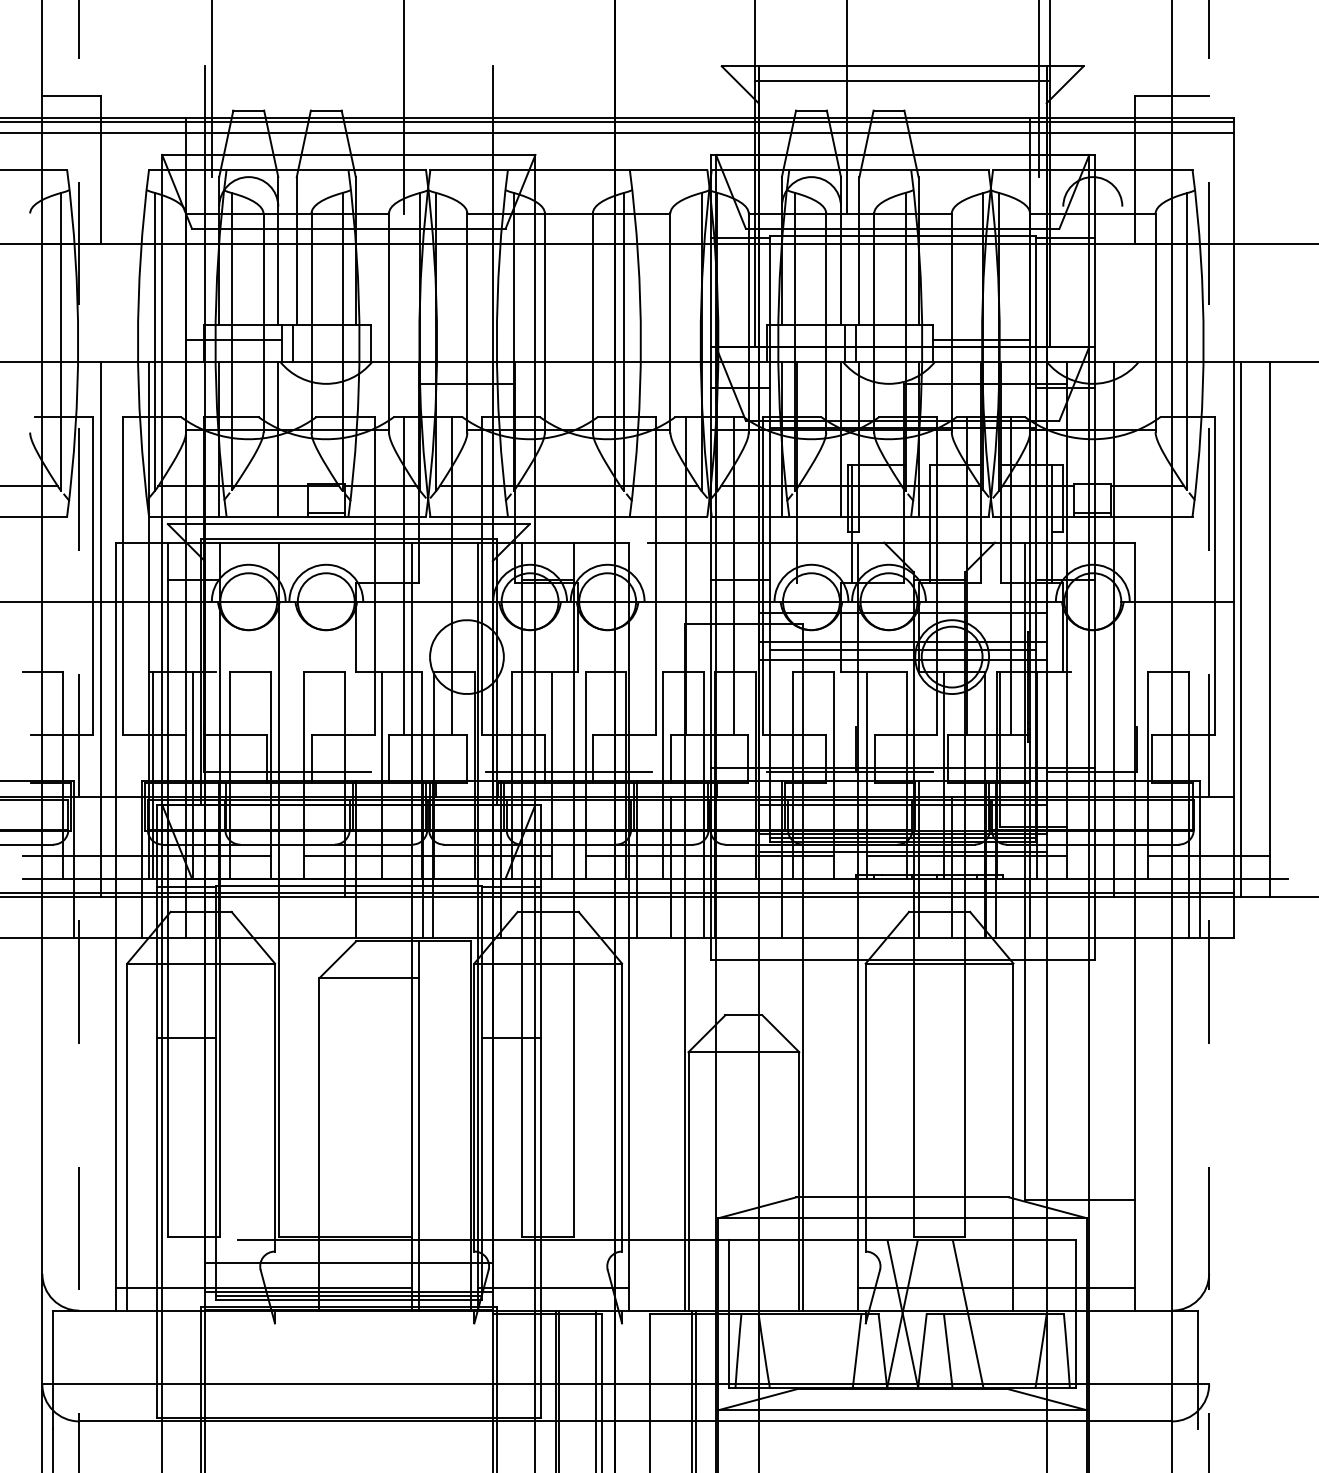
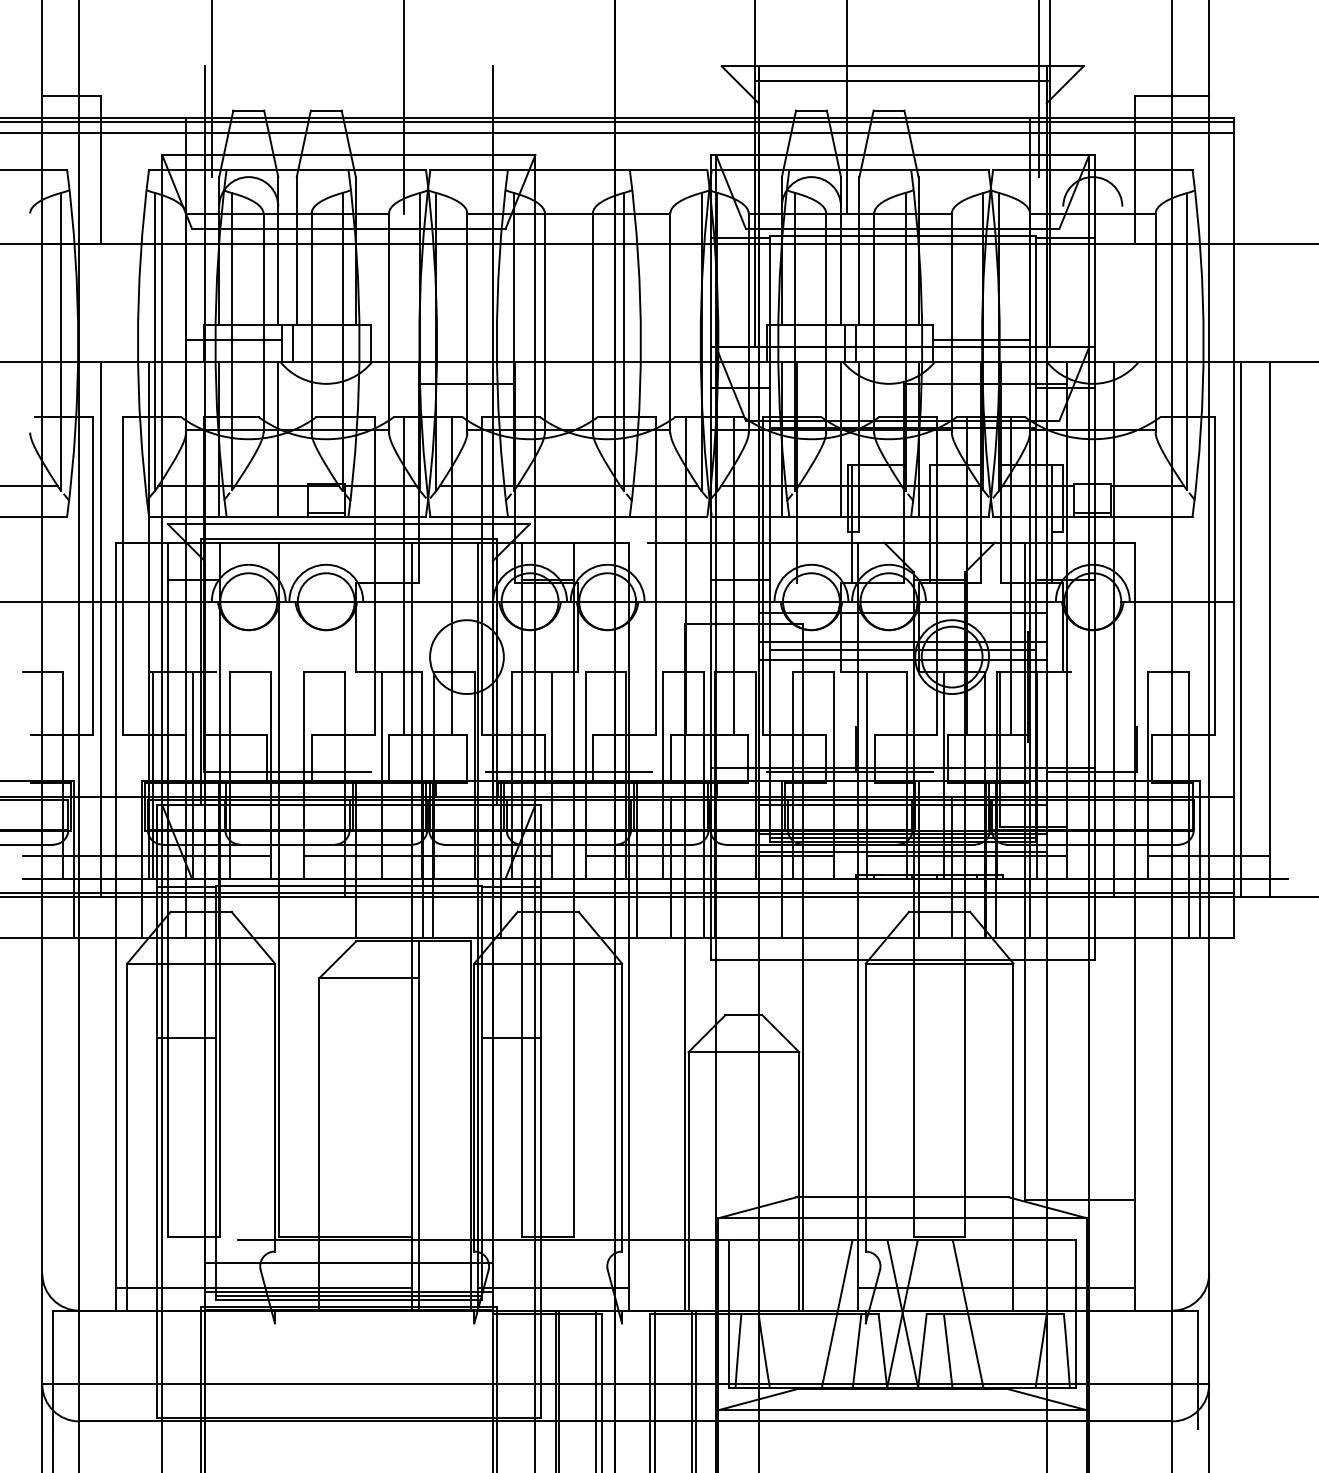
line: dashed -> solid (79, 736)
line: dashed -> solid (1209, 736)
line: none -> present (836, 1314)
line: none -> present (655, 1389)
